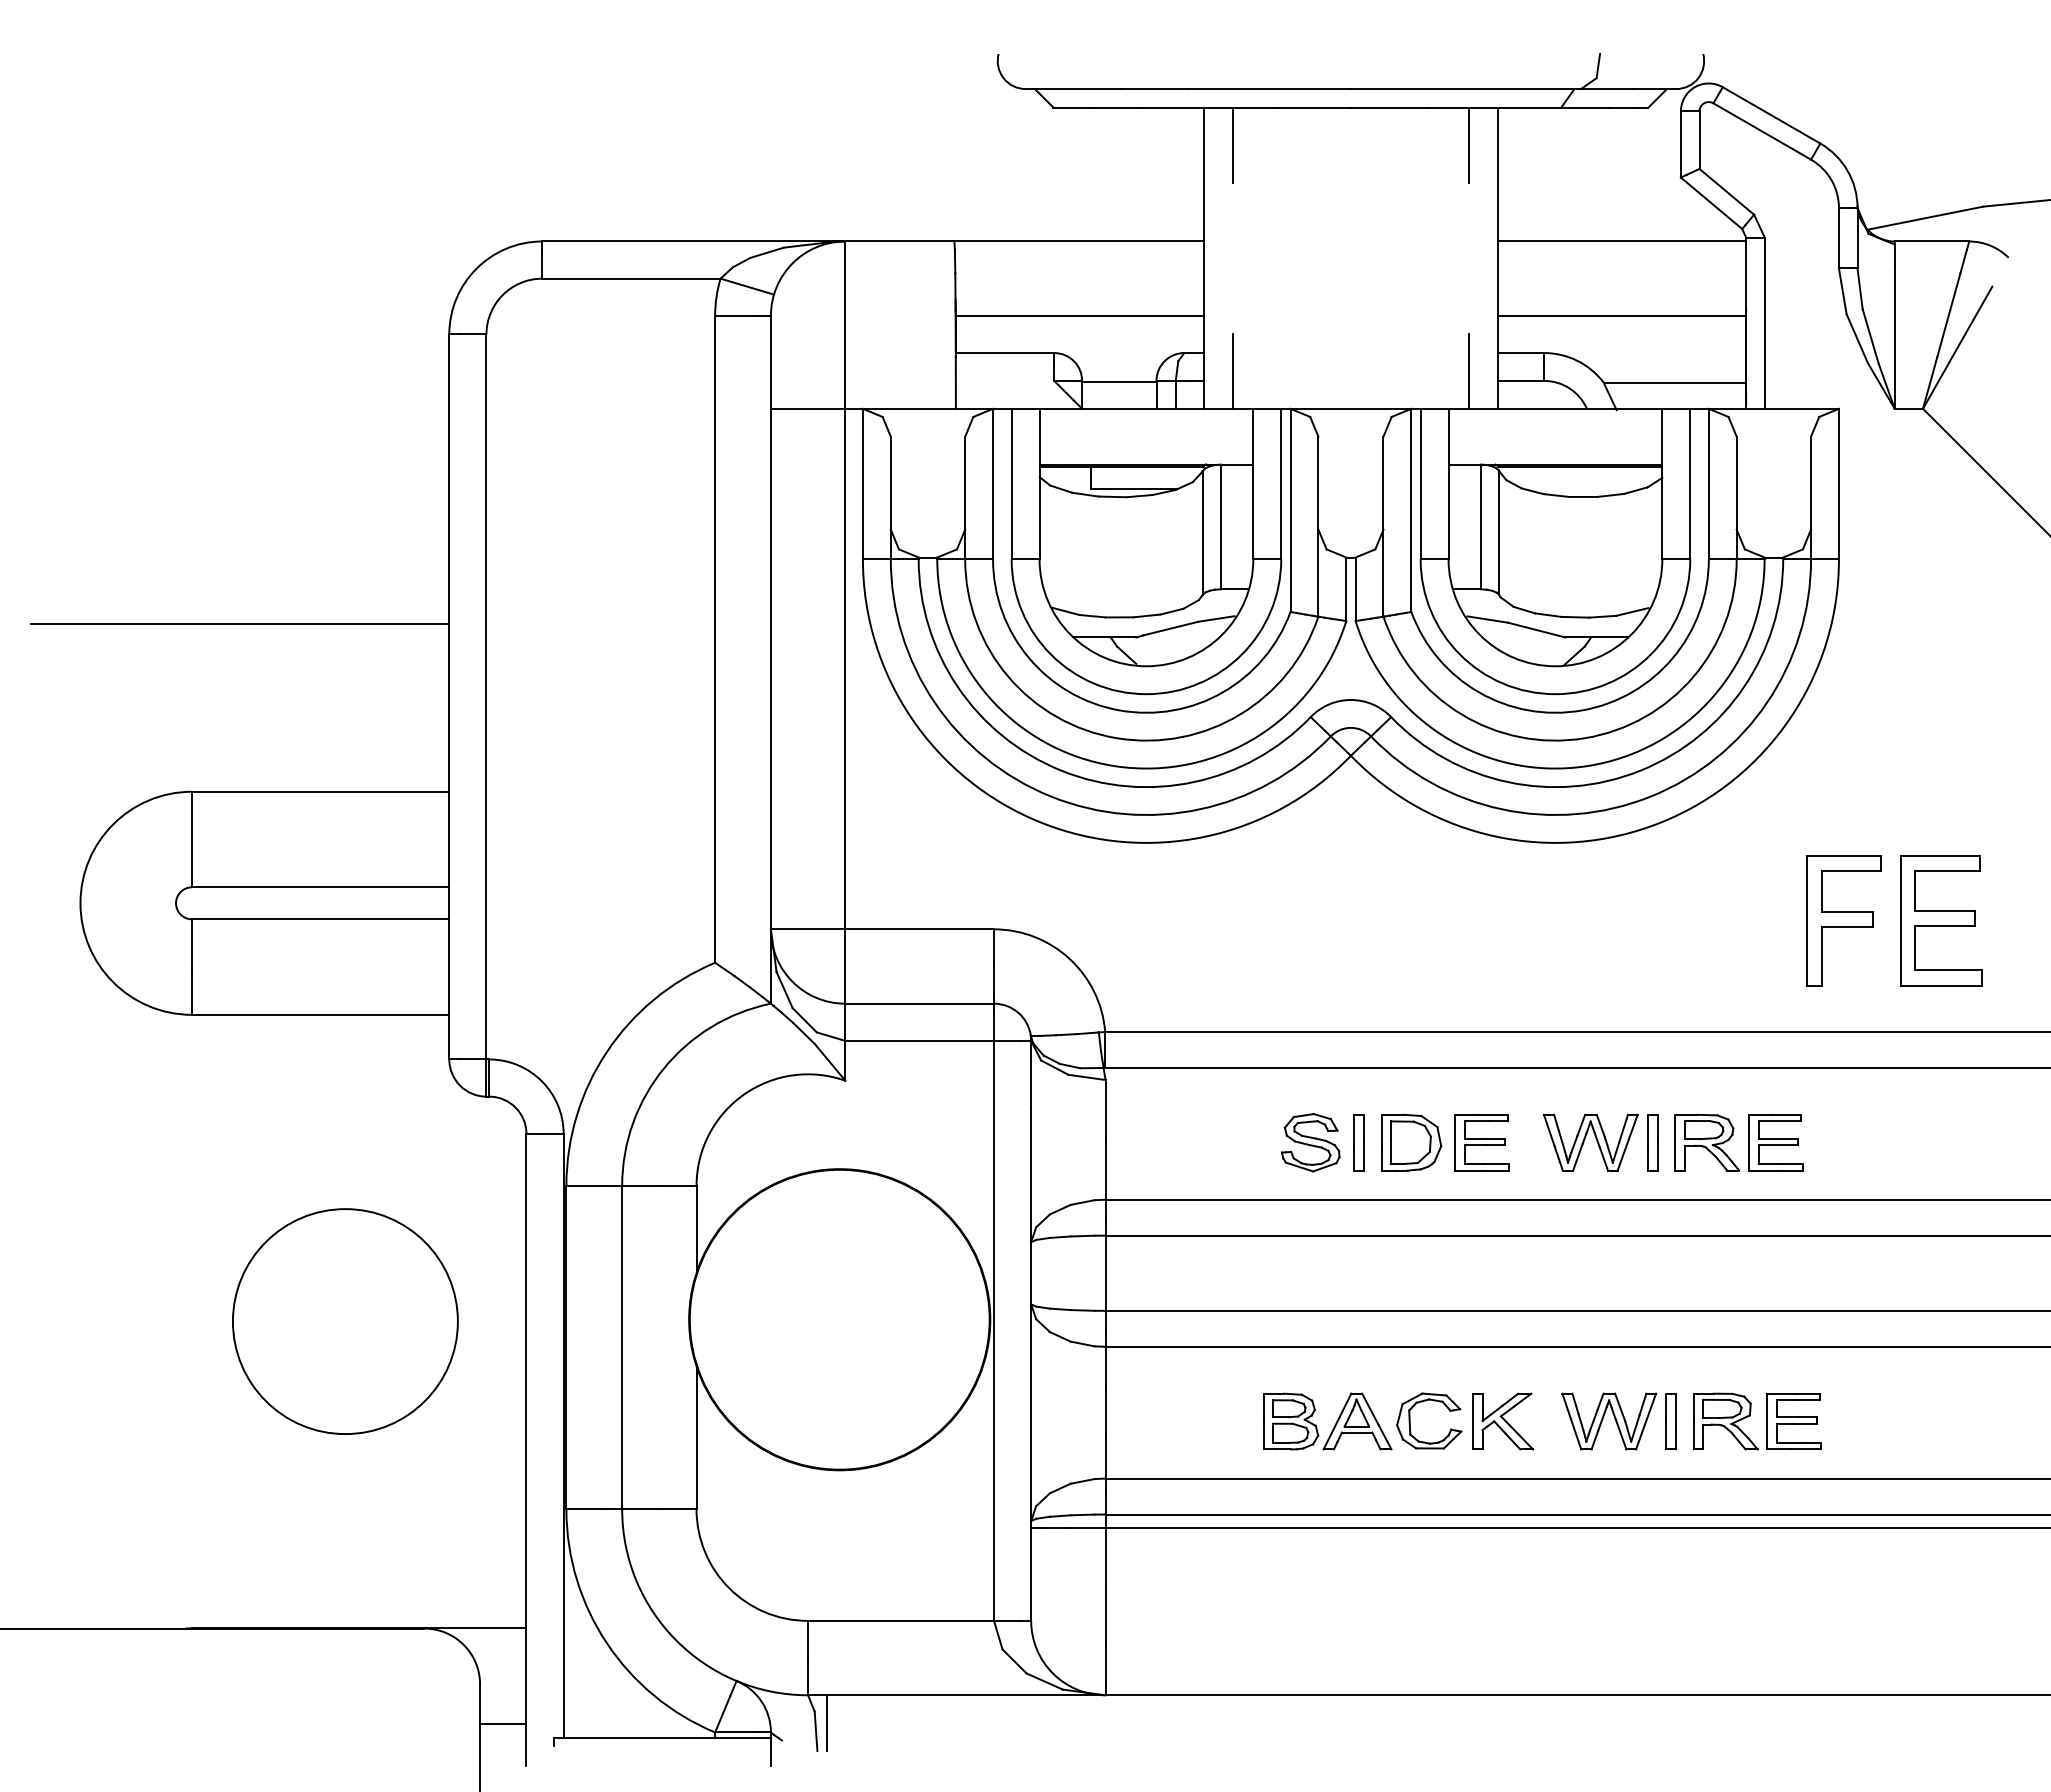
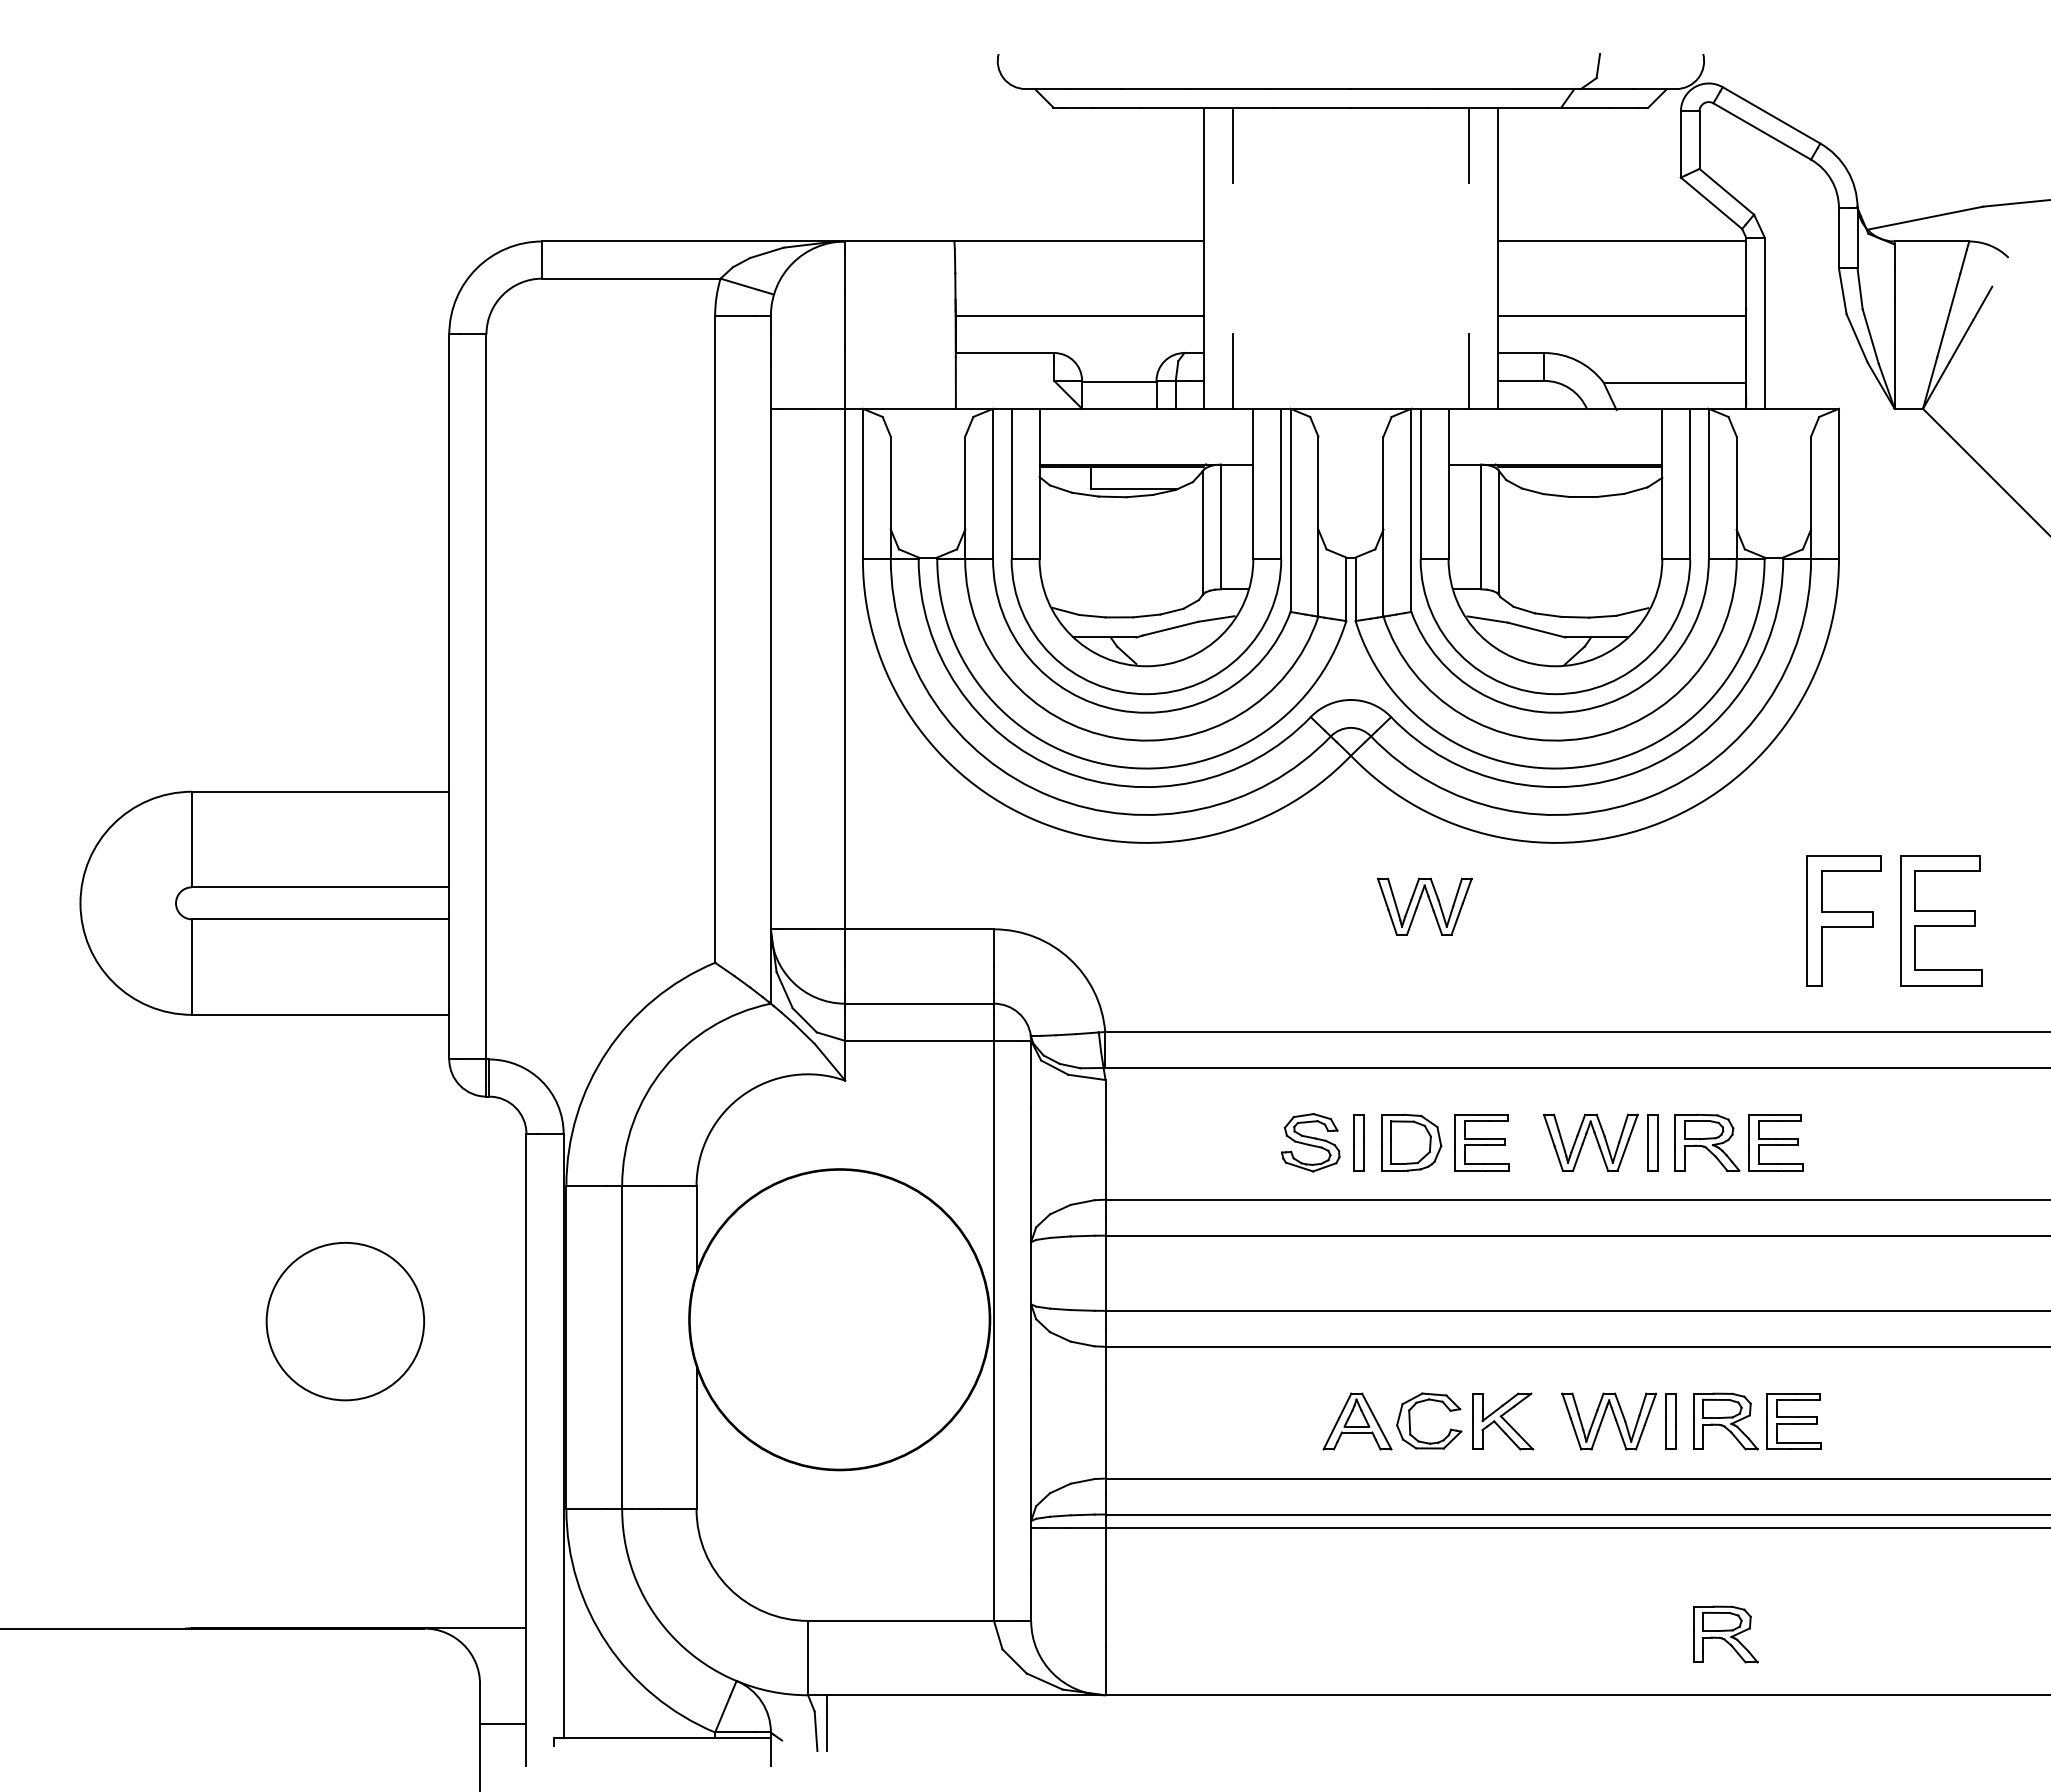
line: present -> none (240, 624)
part: none -> present (1424, 906)
circle diameter: 225 px -> 157 px (345, 1321)
part: present -> none (1291, 1421)
part: none -> present (1725, 1634)
